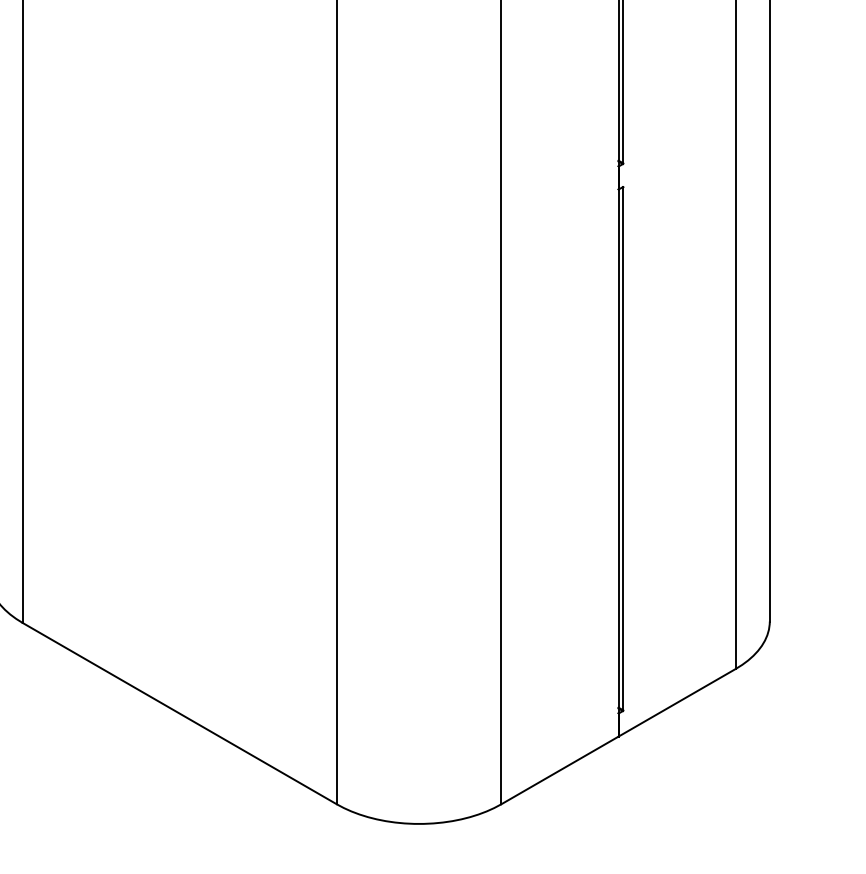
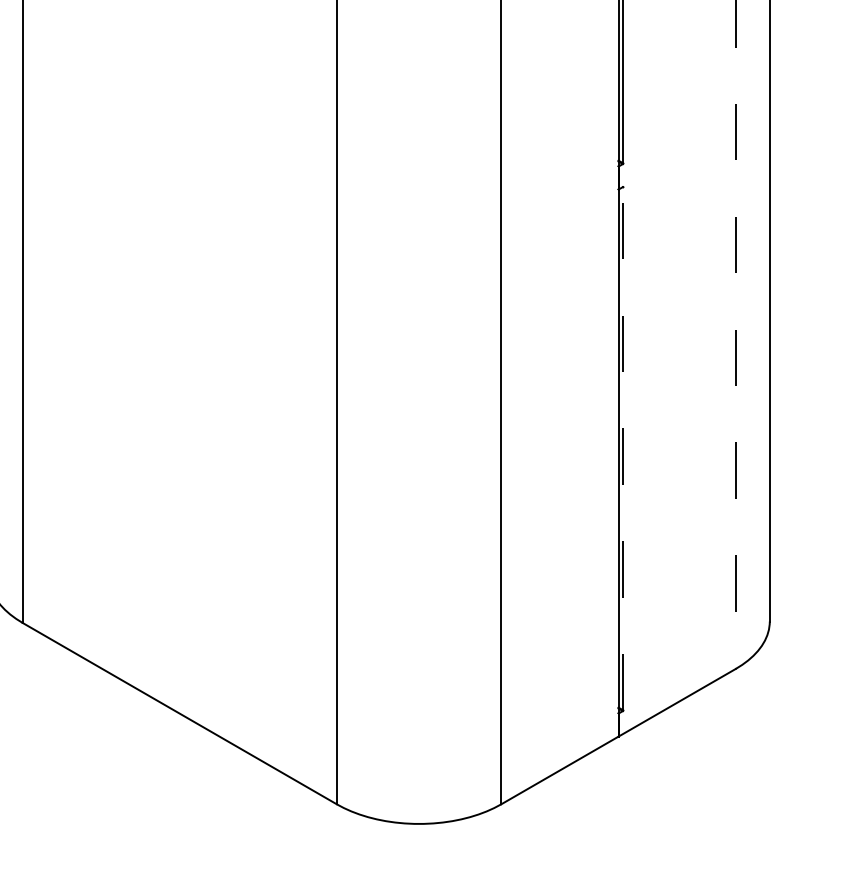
line: solid -> dashed (735, 335)
line: solid -> dashed (623, 448)
